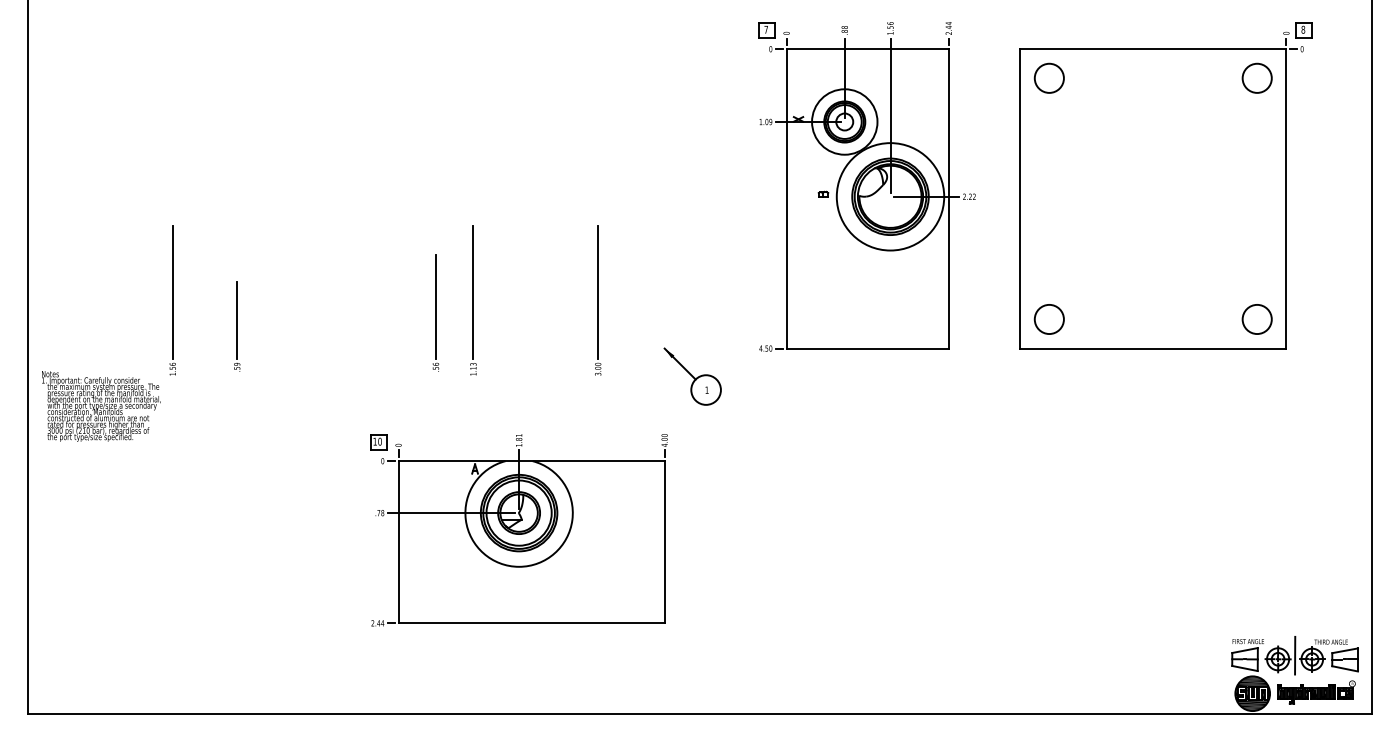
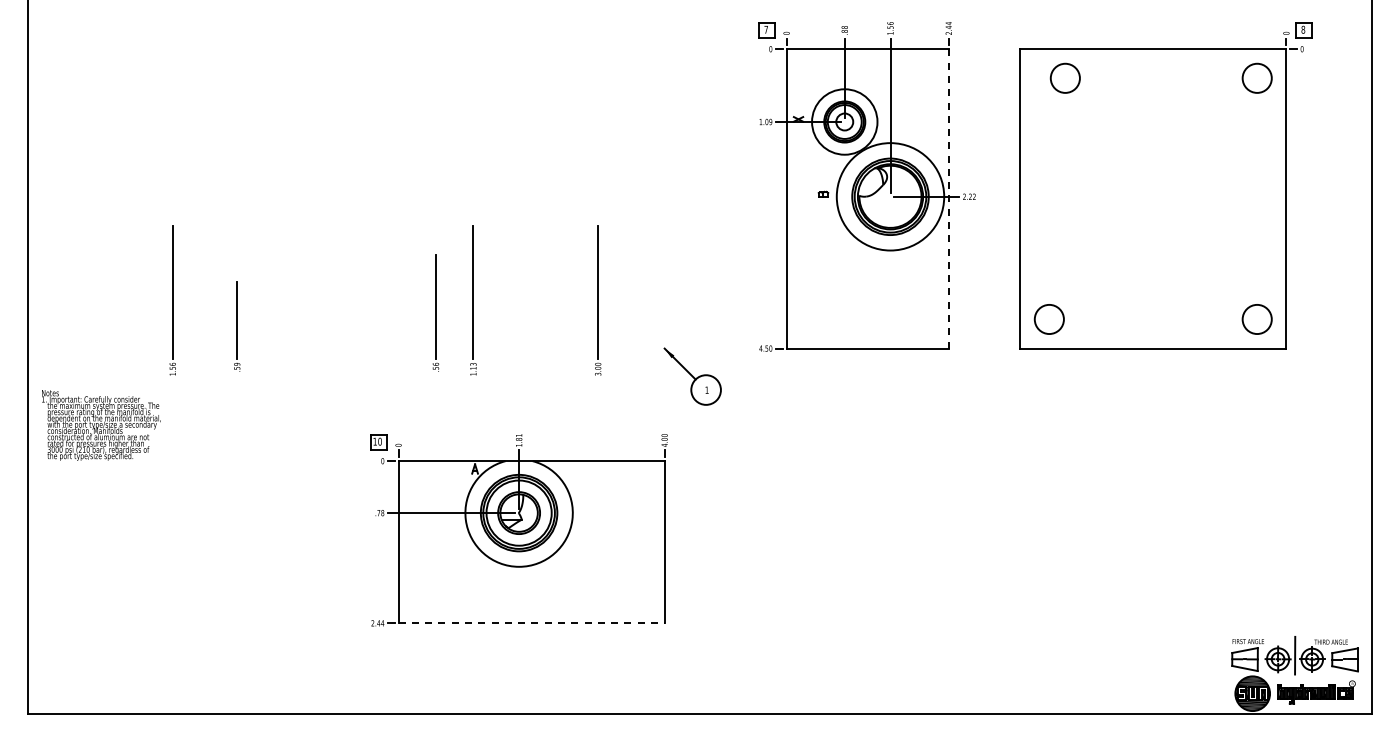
circle position: (1048, 77) -> (1064, 77) (1064, 77)
line: solid -> dashed (948, 198)
text position: (101, 406) -> (101, 425) (101, 425)
line: solid -> dashed (532, 623)
